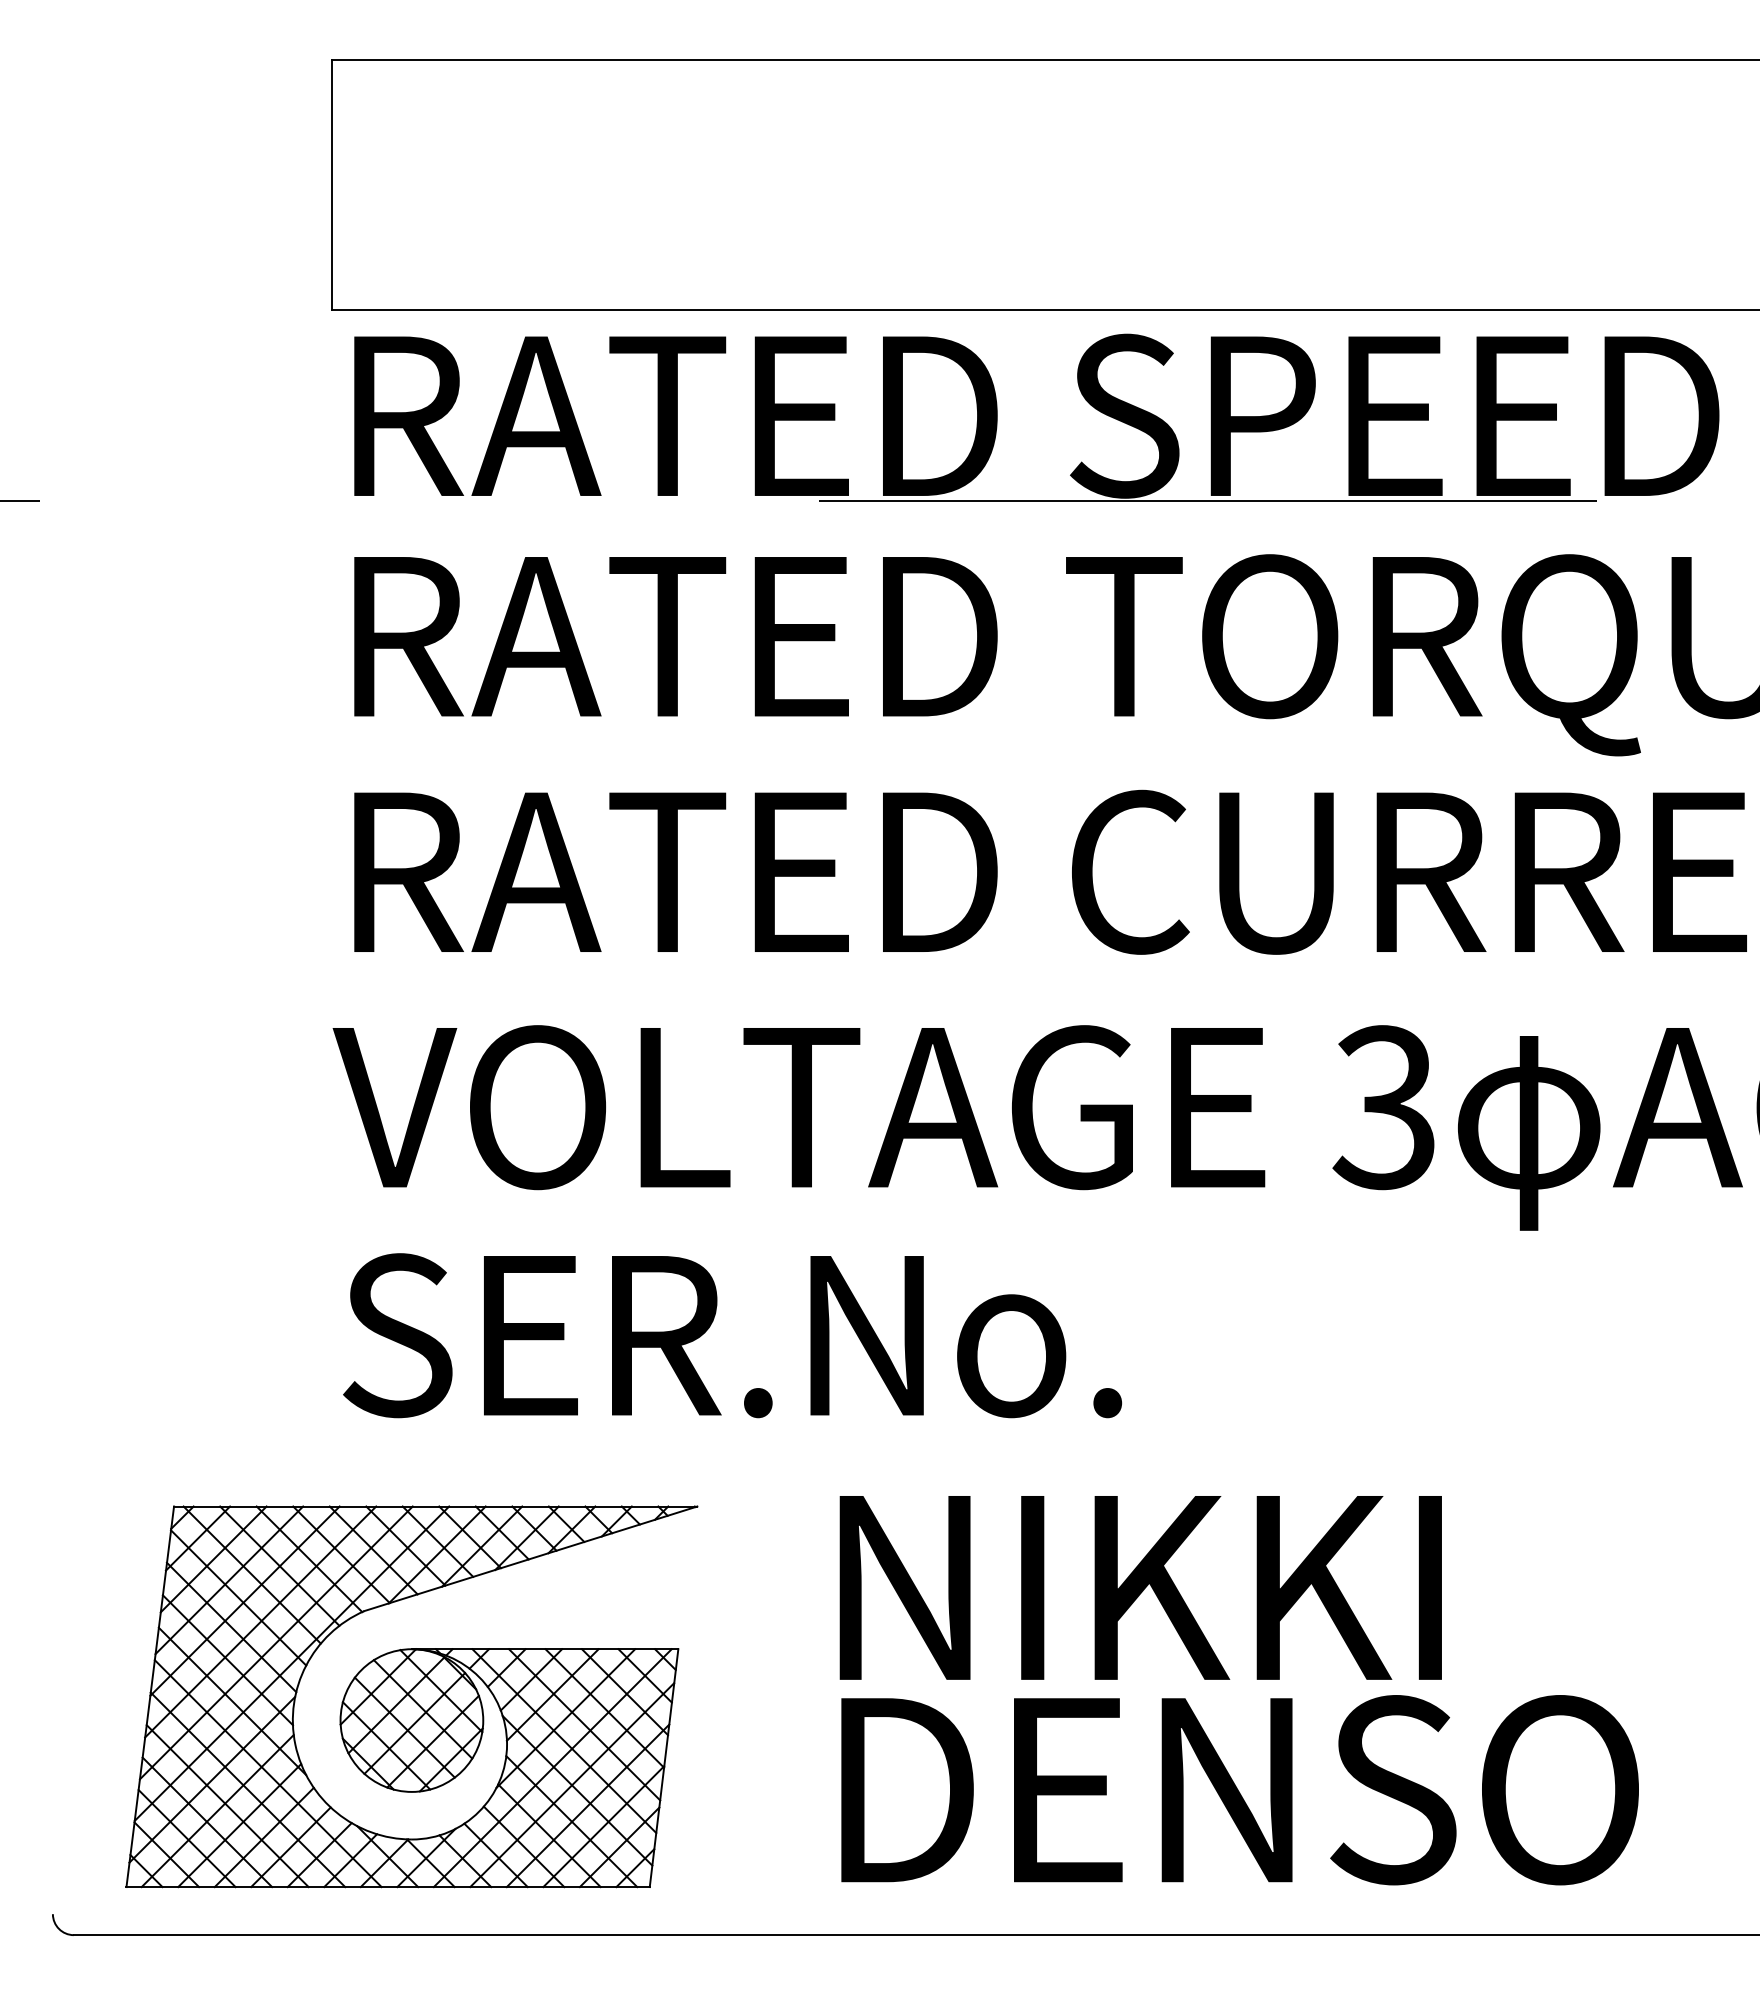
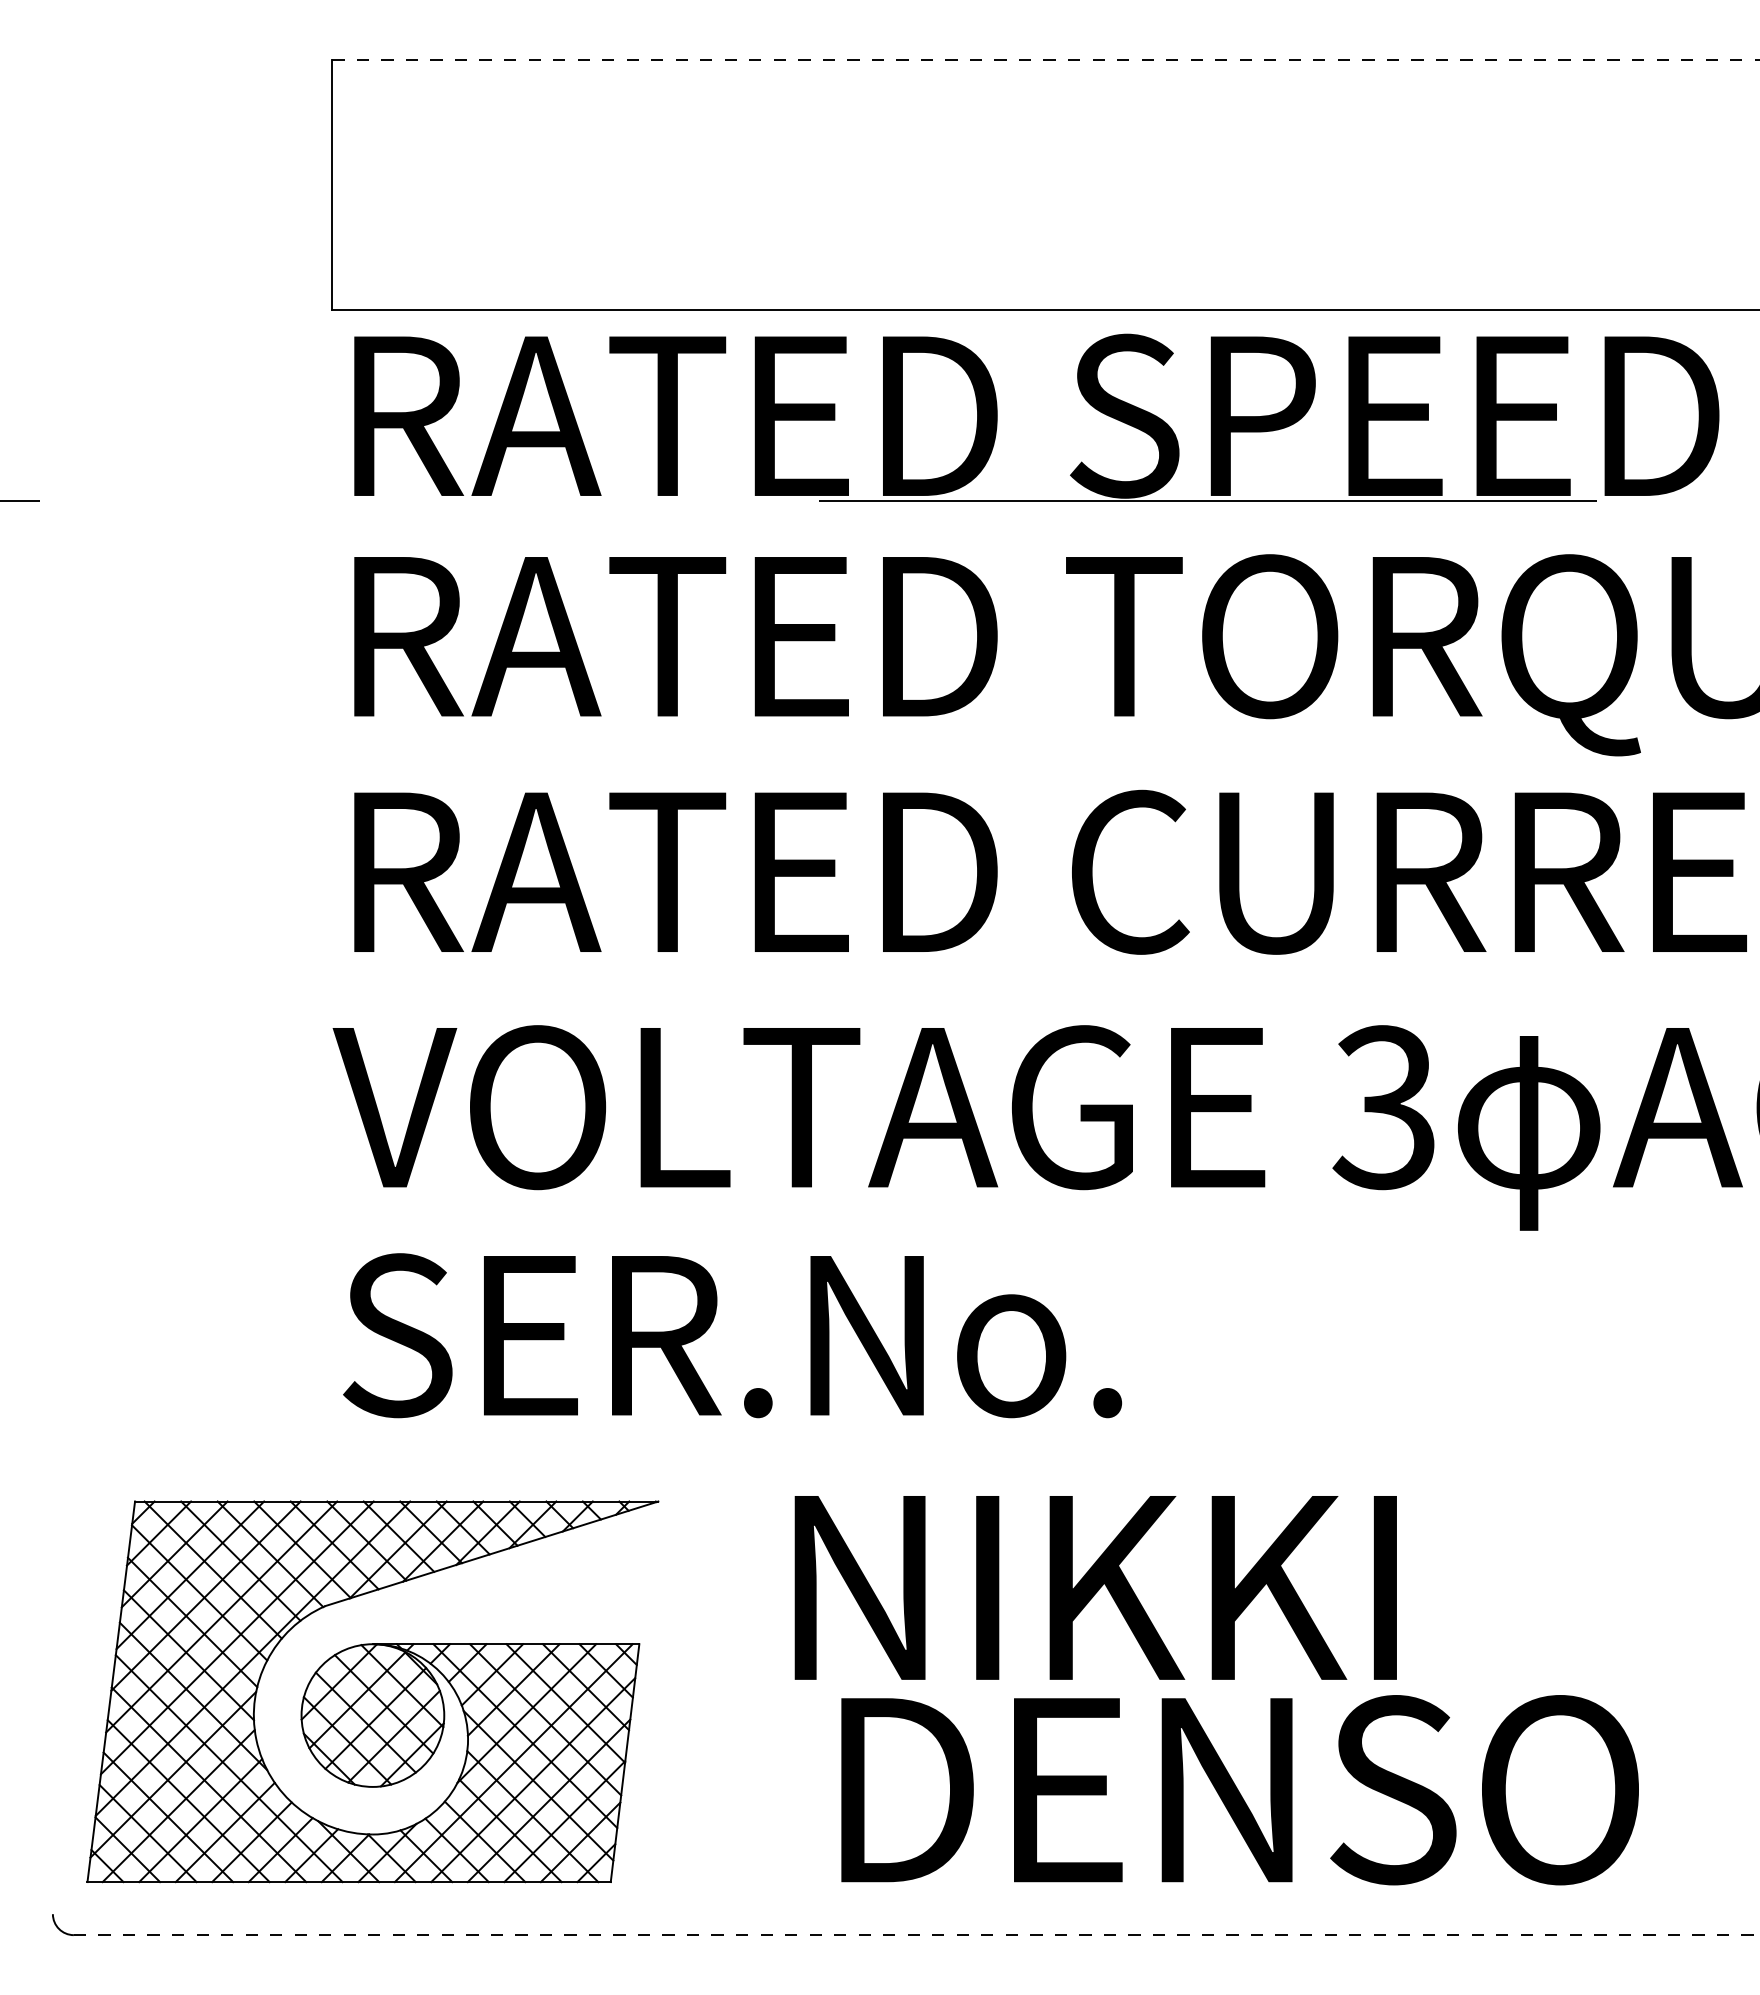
line: solid -> dashed (1046, 59)
text position: (1140, 1587) -> (1095, 1587) (1095, 1587)
part position: (411, 1696) -> (372, 1691) (372, 1691)
line: solid -> dashed (916, 1935)
